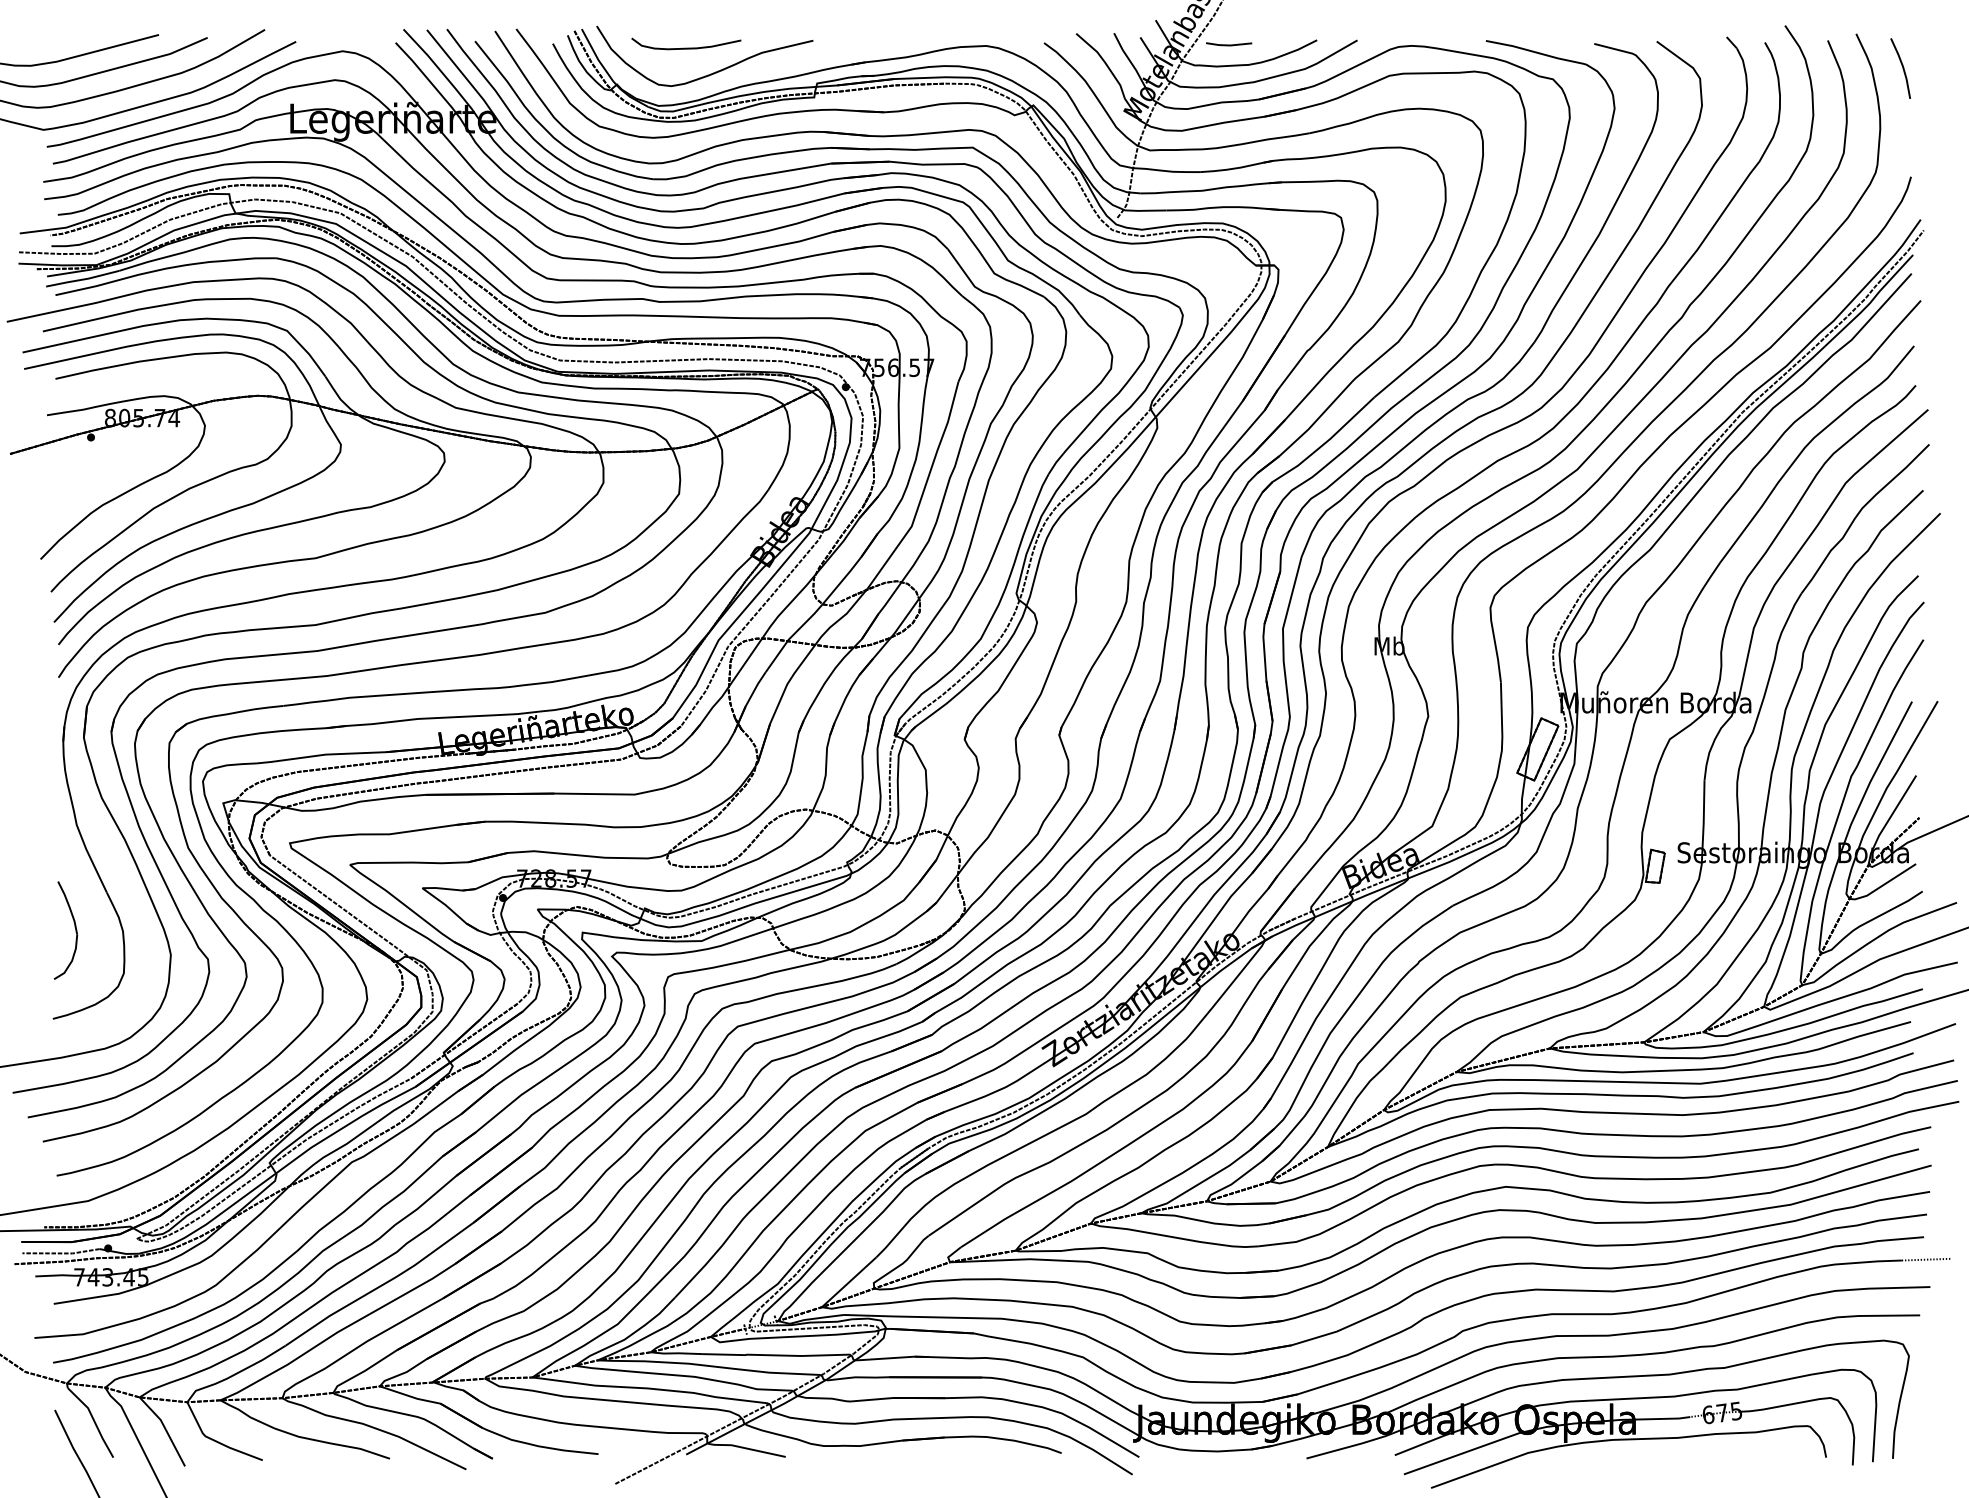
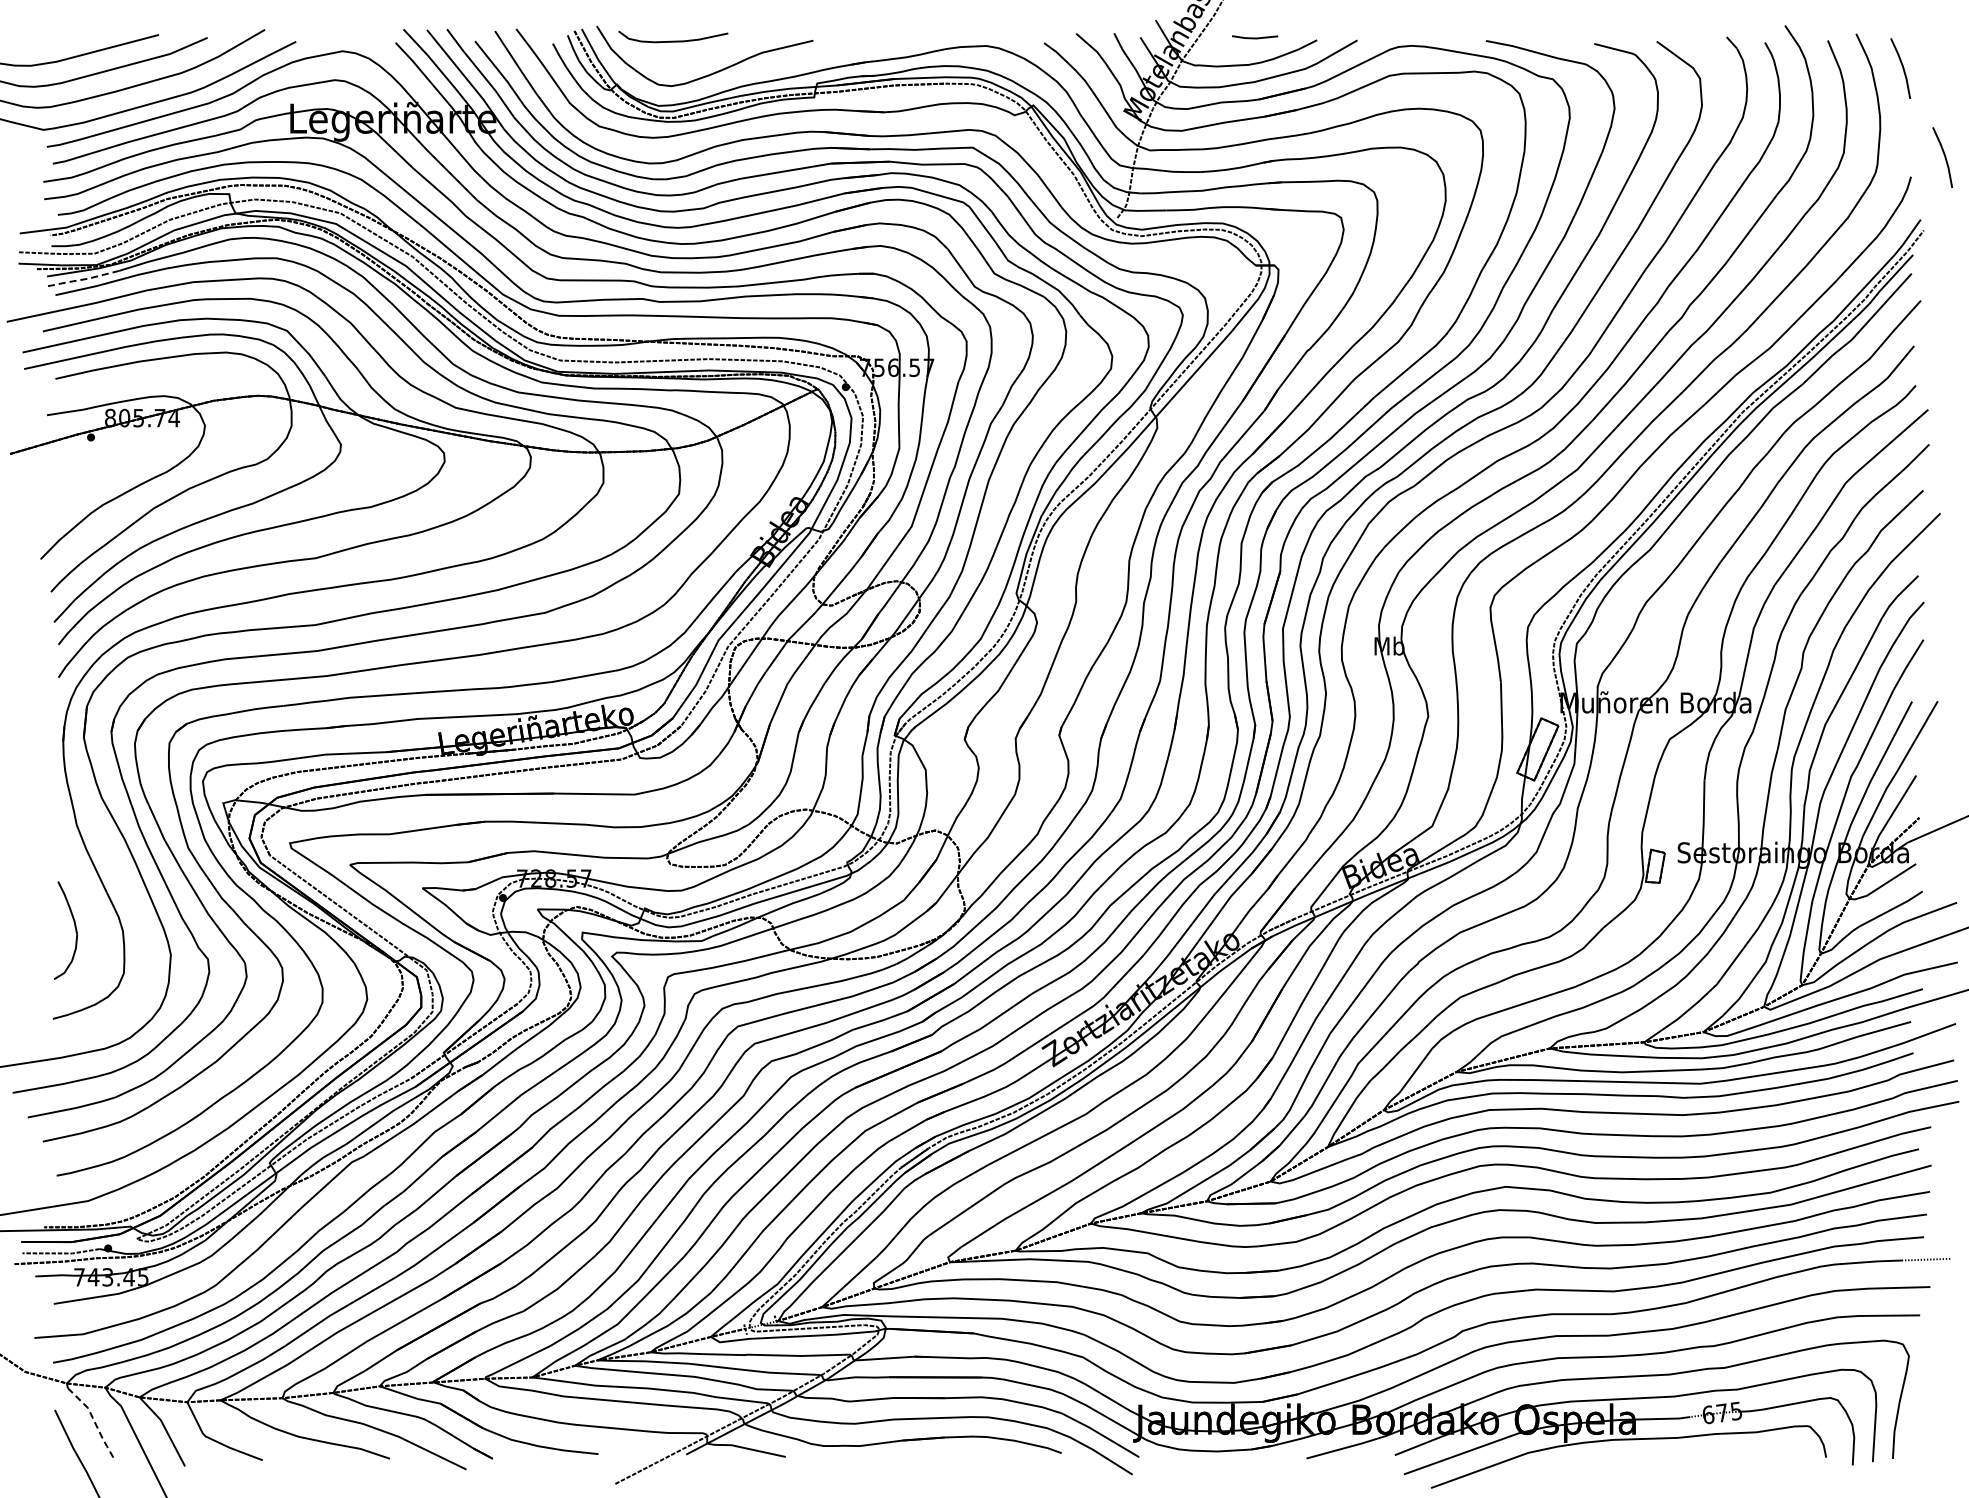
line position: (1229, 44) -> (1255, 37) (1255, 37)
curve position: (686, 47) -> (673, 40) (673, 40)
line: none -> present (1944, 157)
line: solid -> dashed (82, 279)
line: solid -> dashed (94, 1420)
